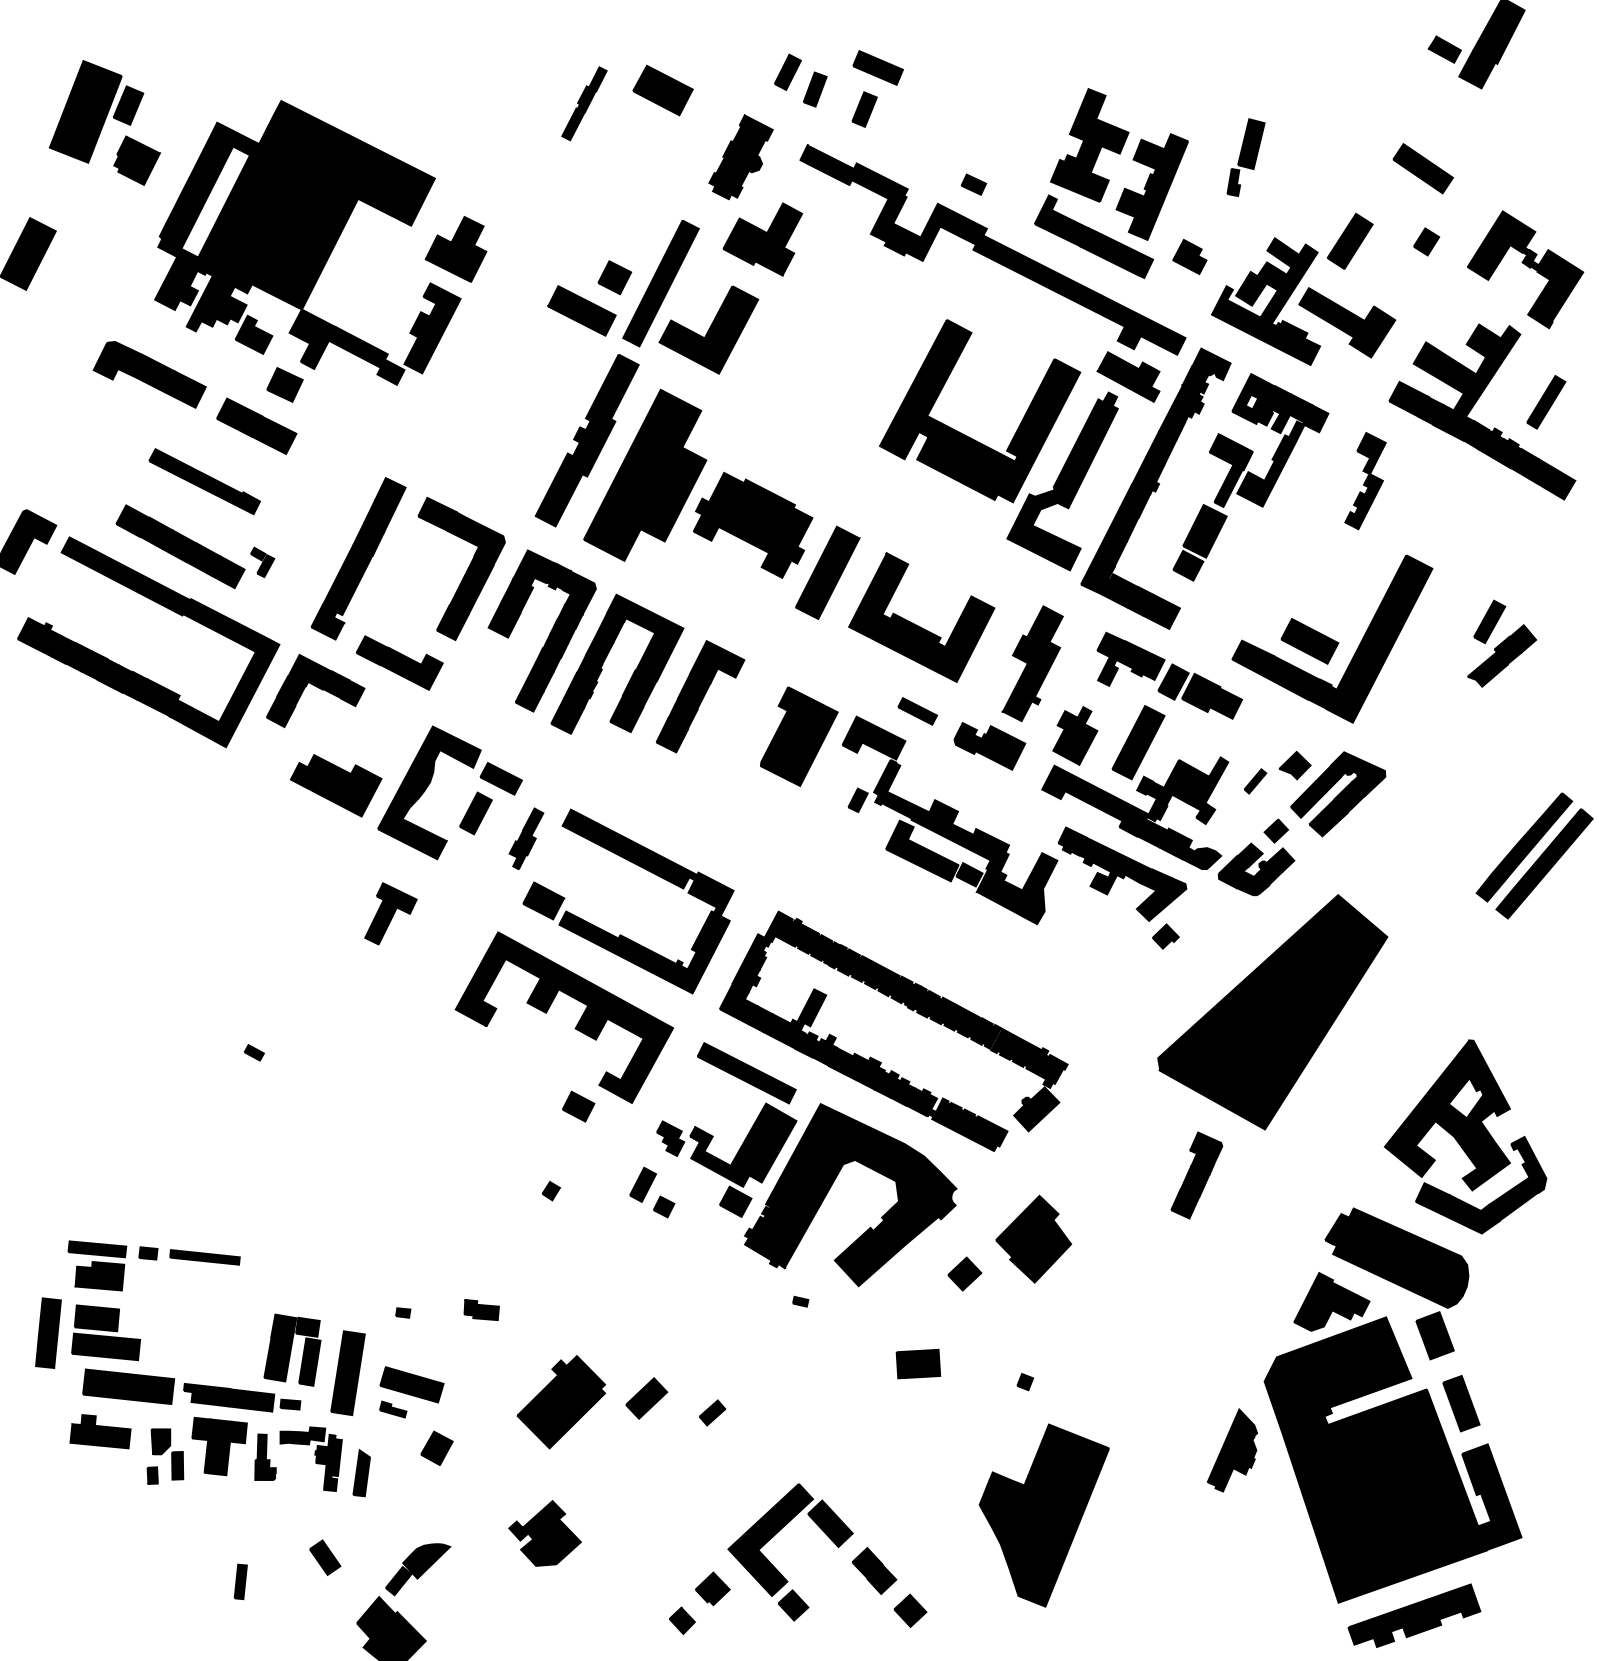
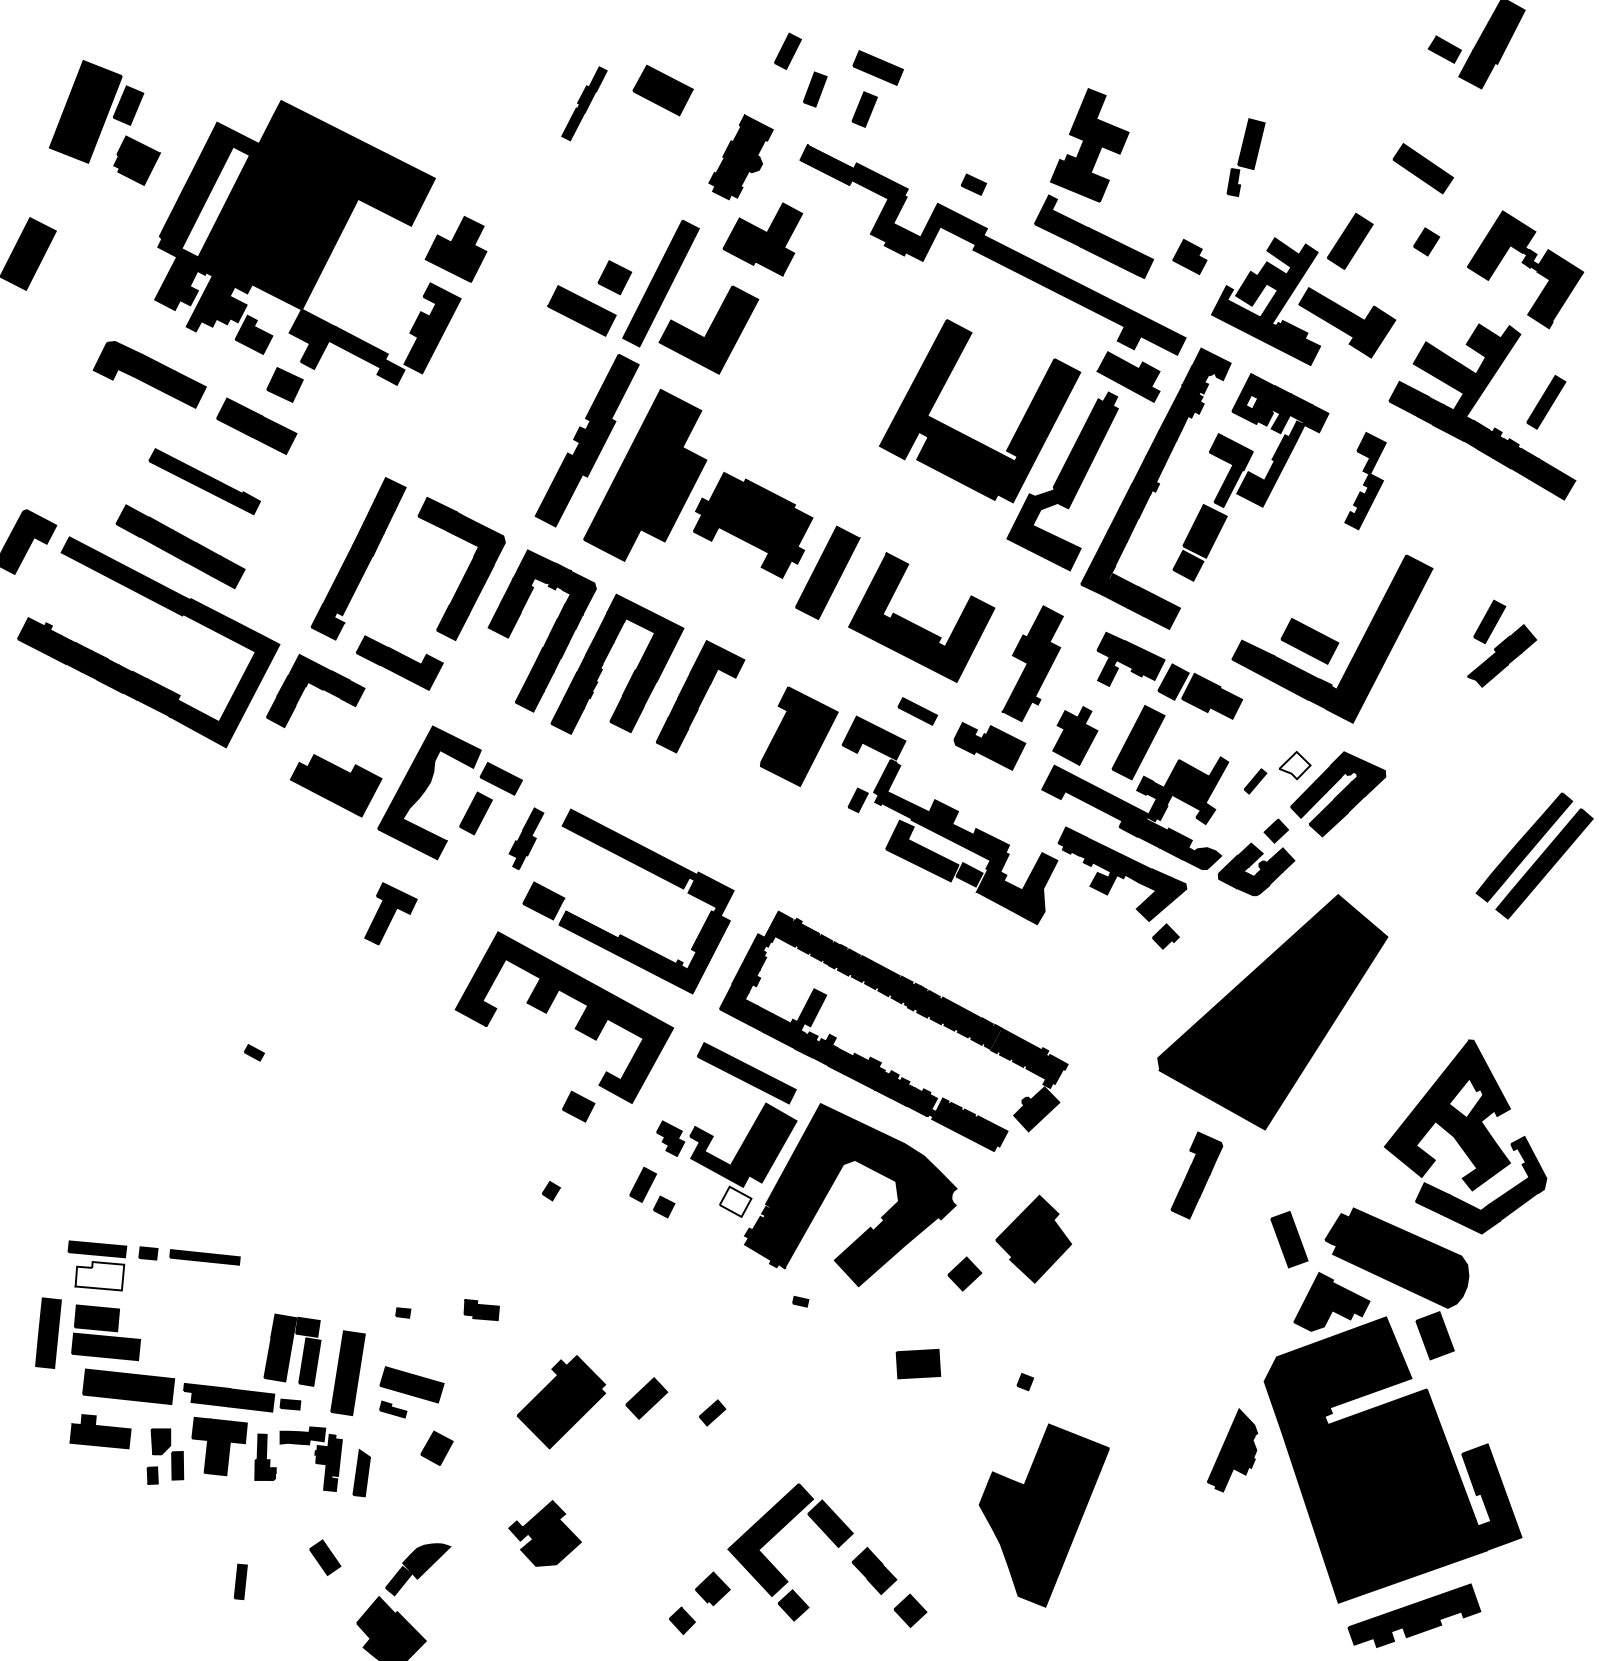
part position: (787, 71) -> (787, 50) (787, 50)
part: present -> none (1151, 186)
part: present -> none (262, 562)
fill: present -> none (1294, 765)
fill: present -> none (735, 1201)
fill: present -> none (99, 1276)
part position: (1461, 1403) -> (1289, 1239) (1289, 1239)
